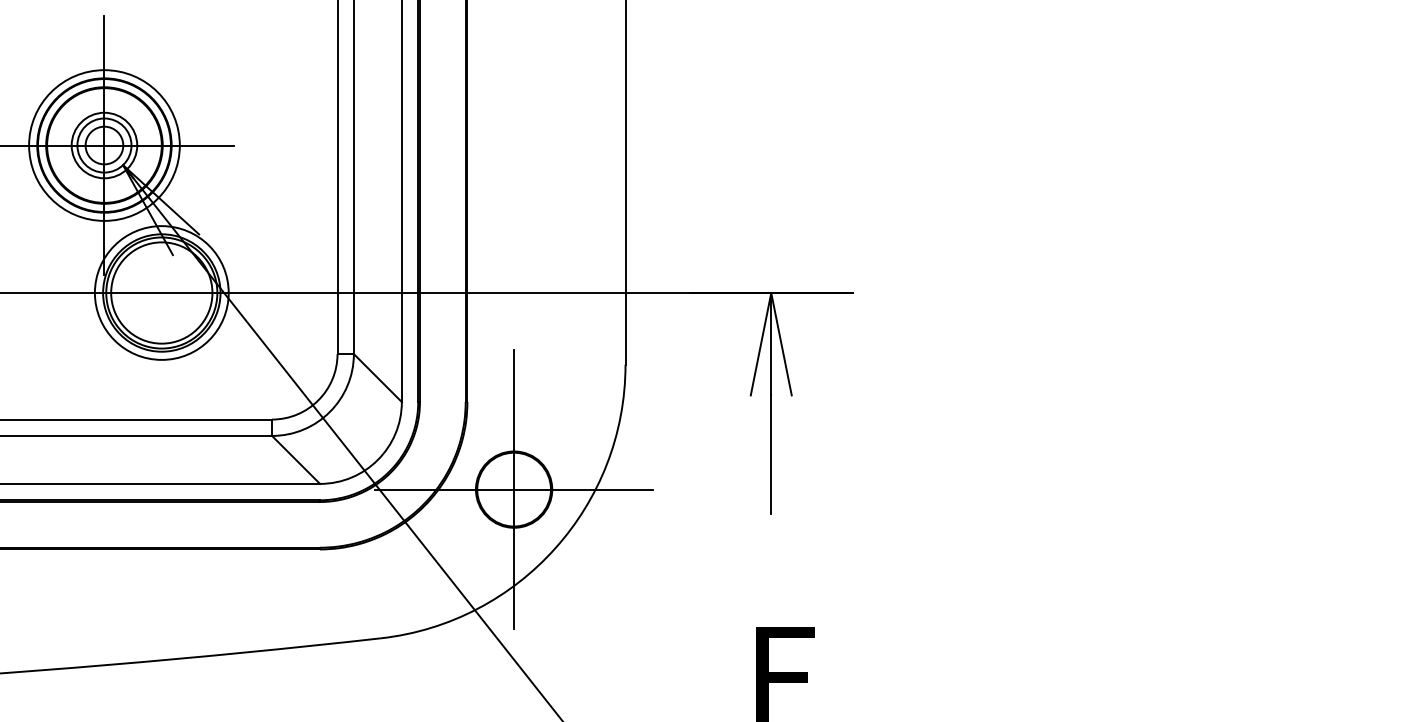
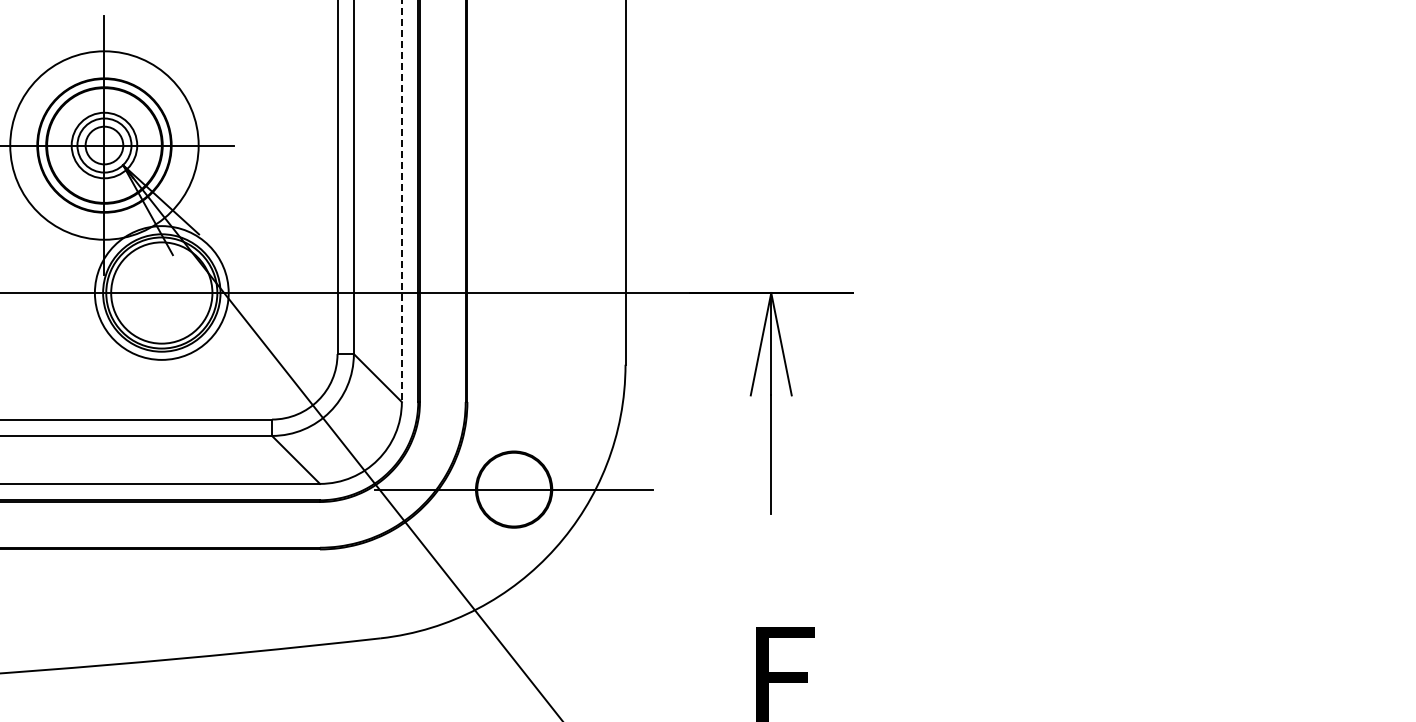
circle diameter: 151 px -> 188 px (104, 145)
line: solid -> dashed (401, 201)
line: present -> none (514, 489)
